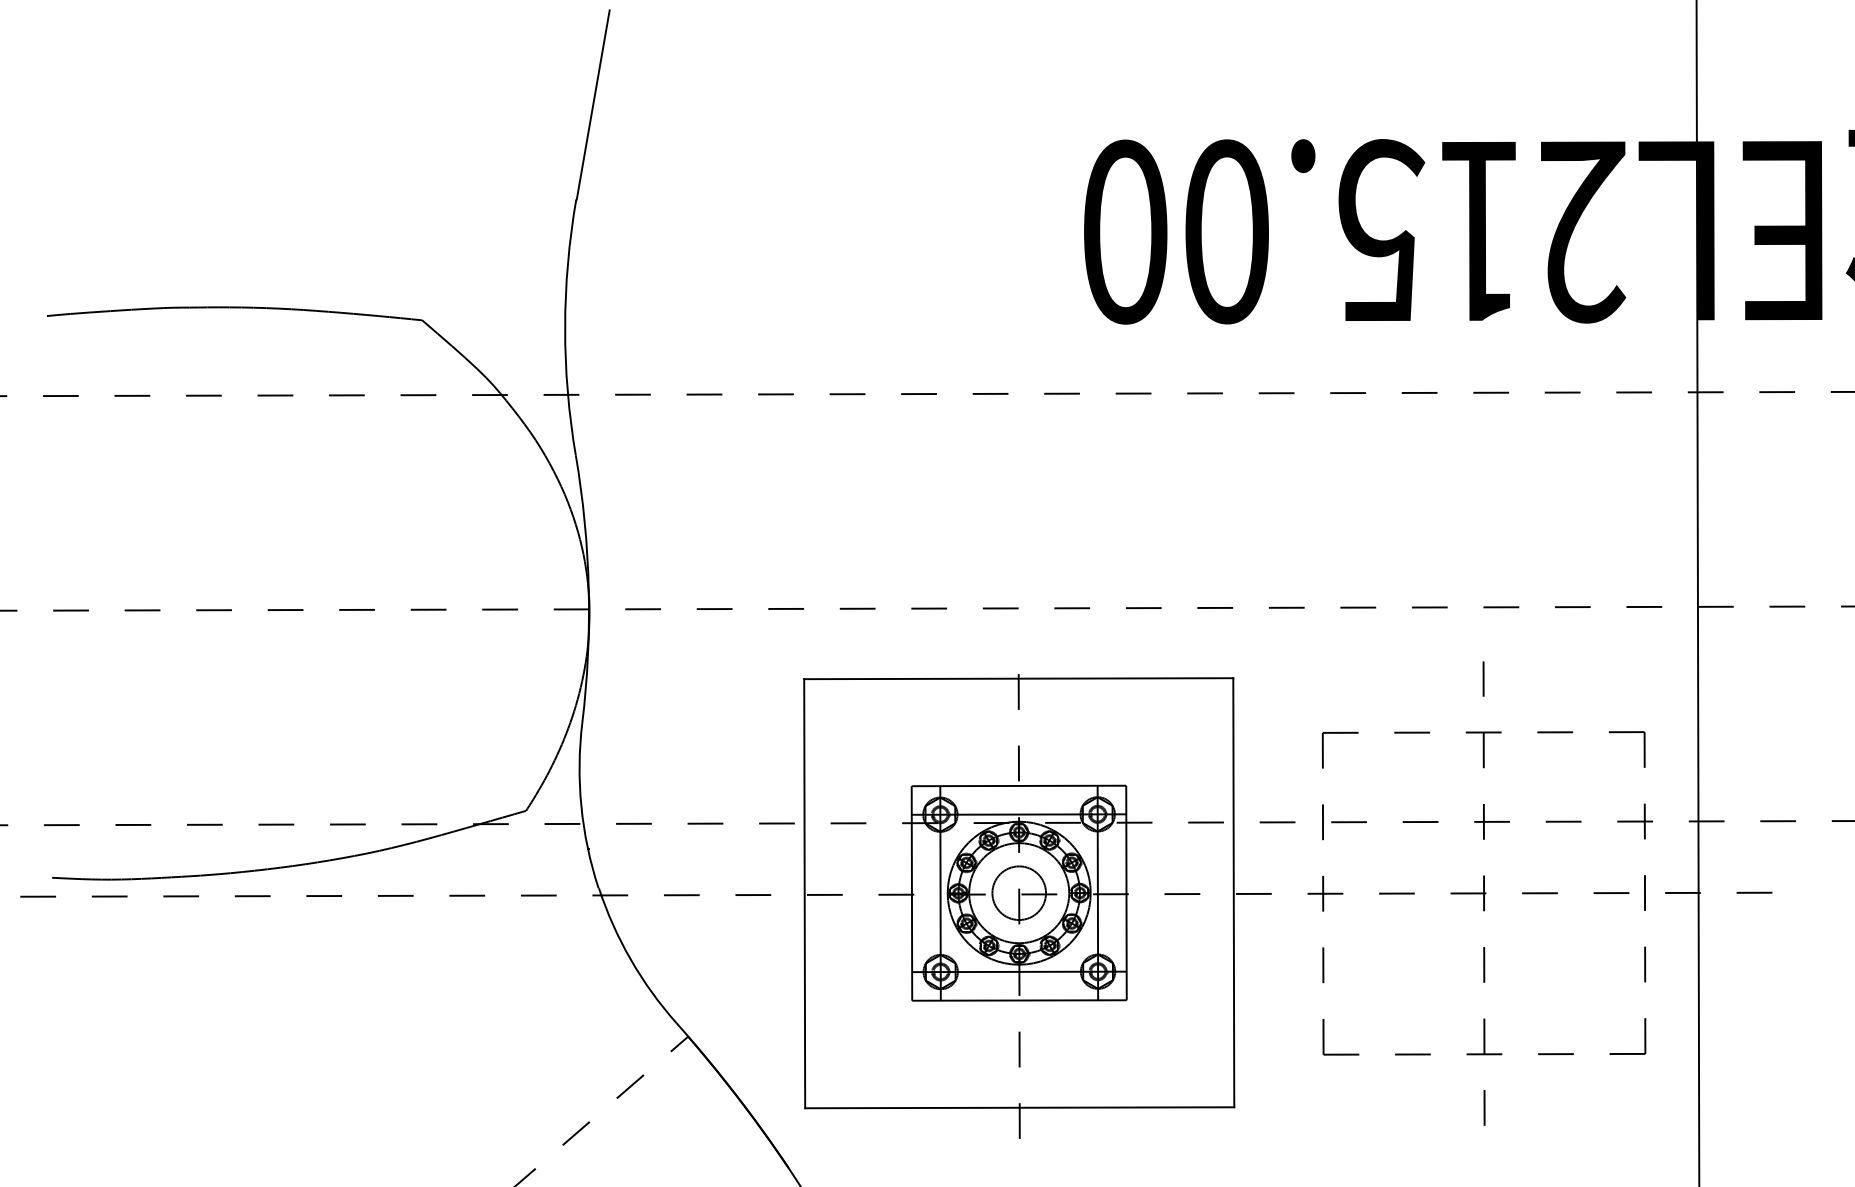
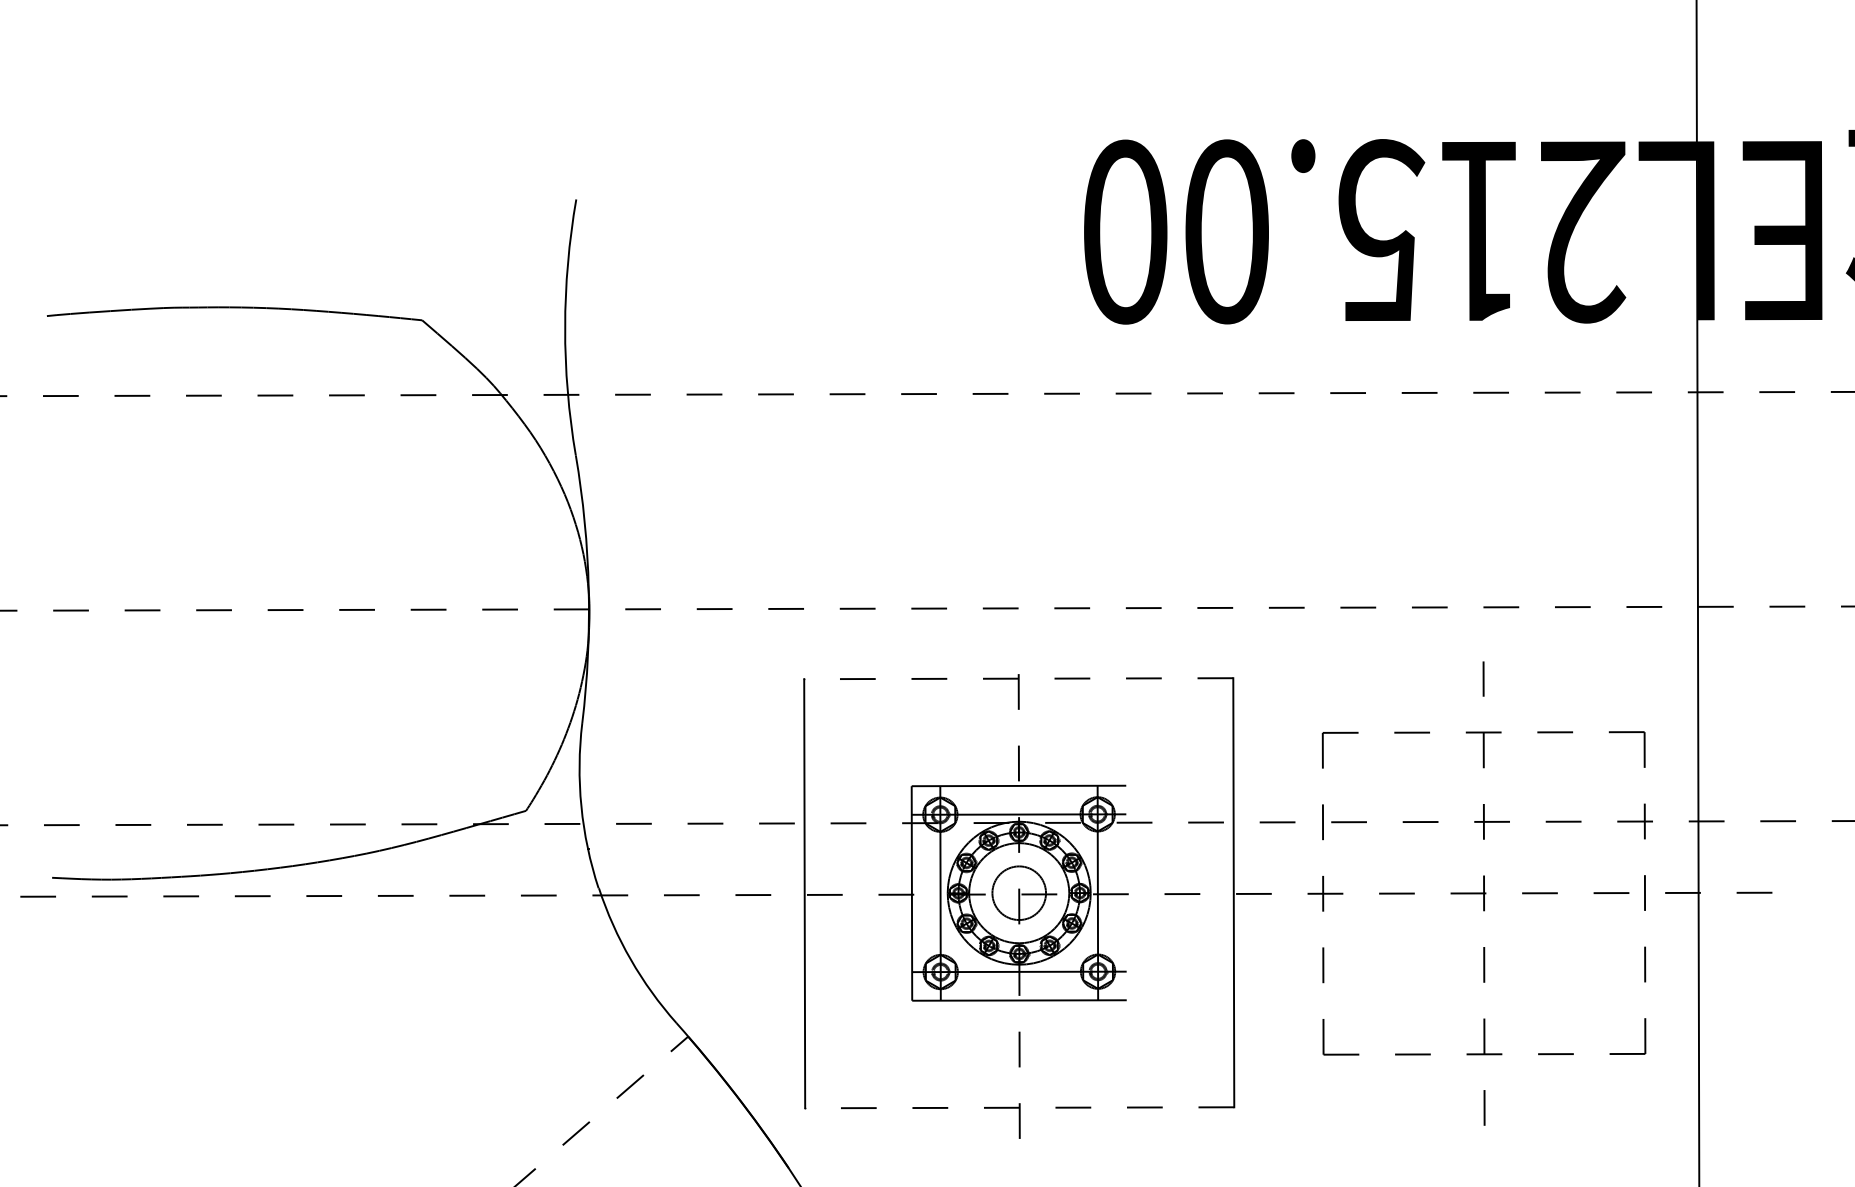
line: present -> none (592, 104)
line: solid -> dashed (1018, 678)
line: present -> none (1126, 892)
line: solid -> dashed (1019, 1107)
